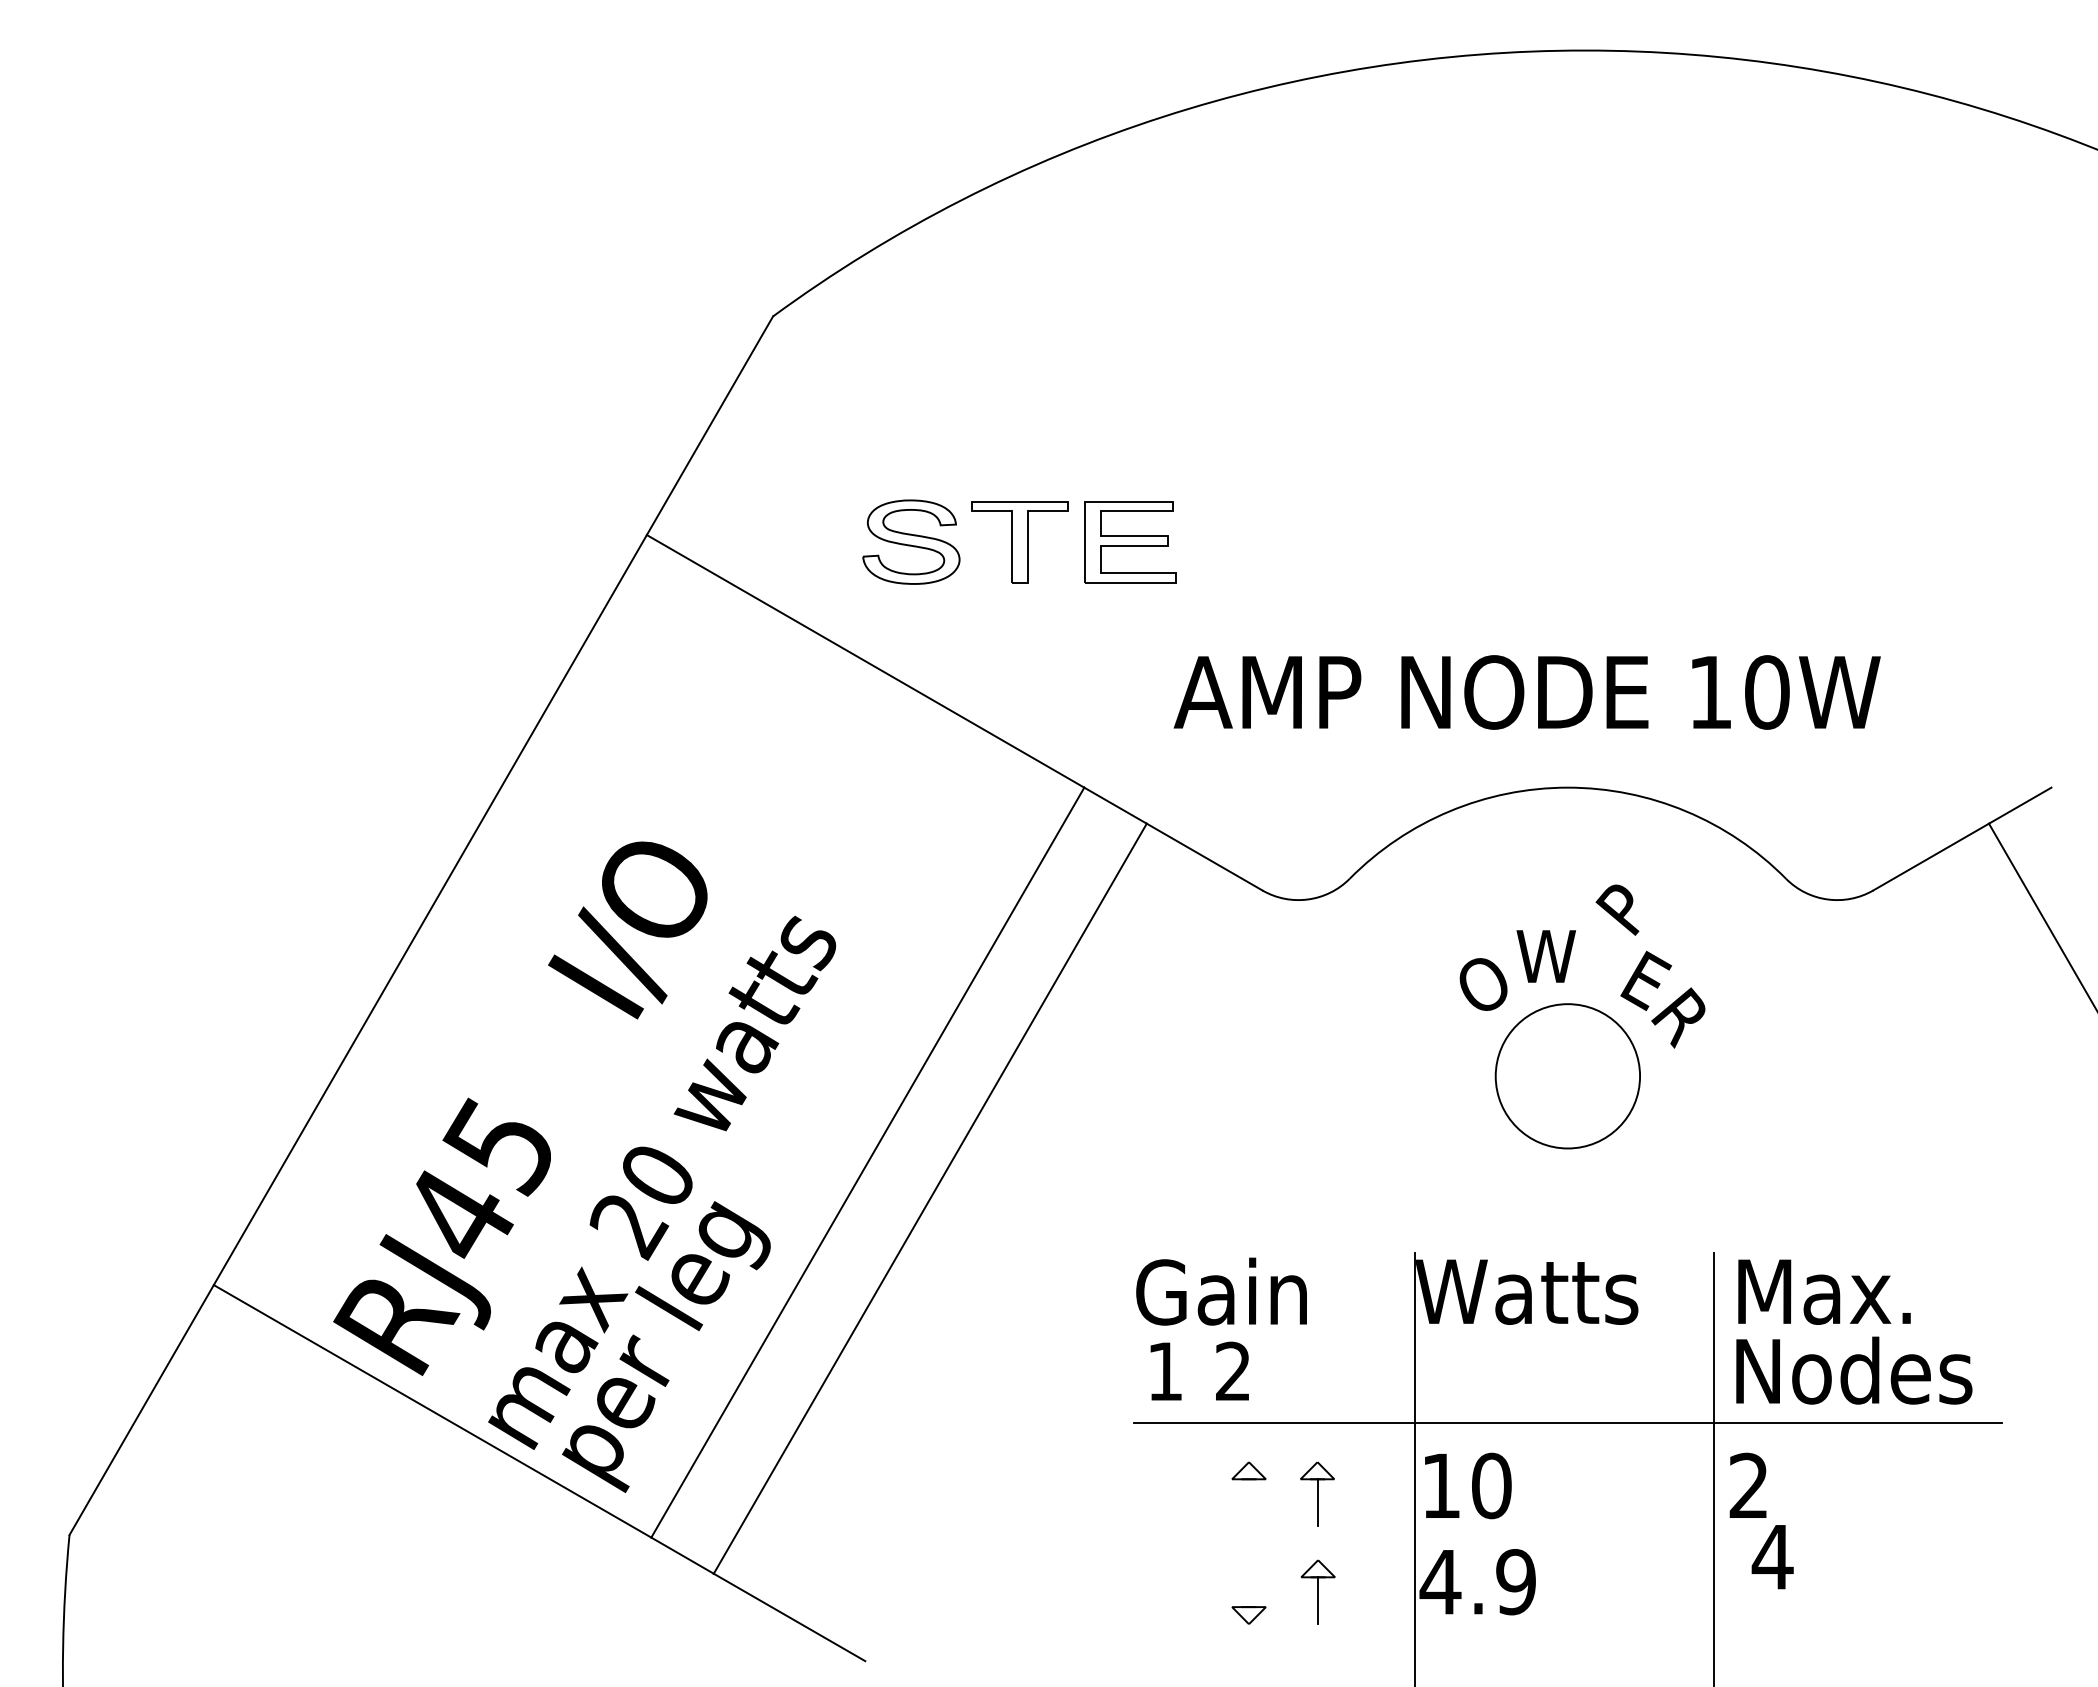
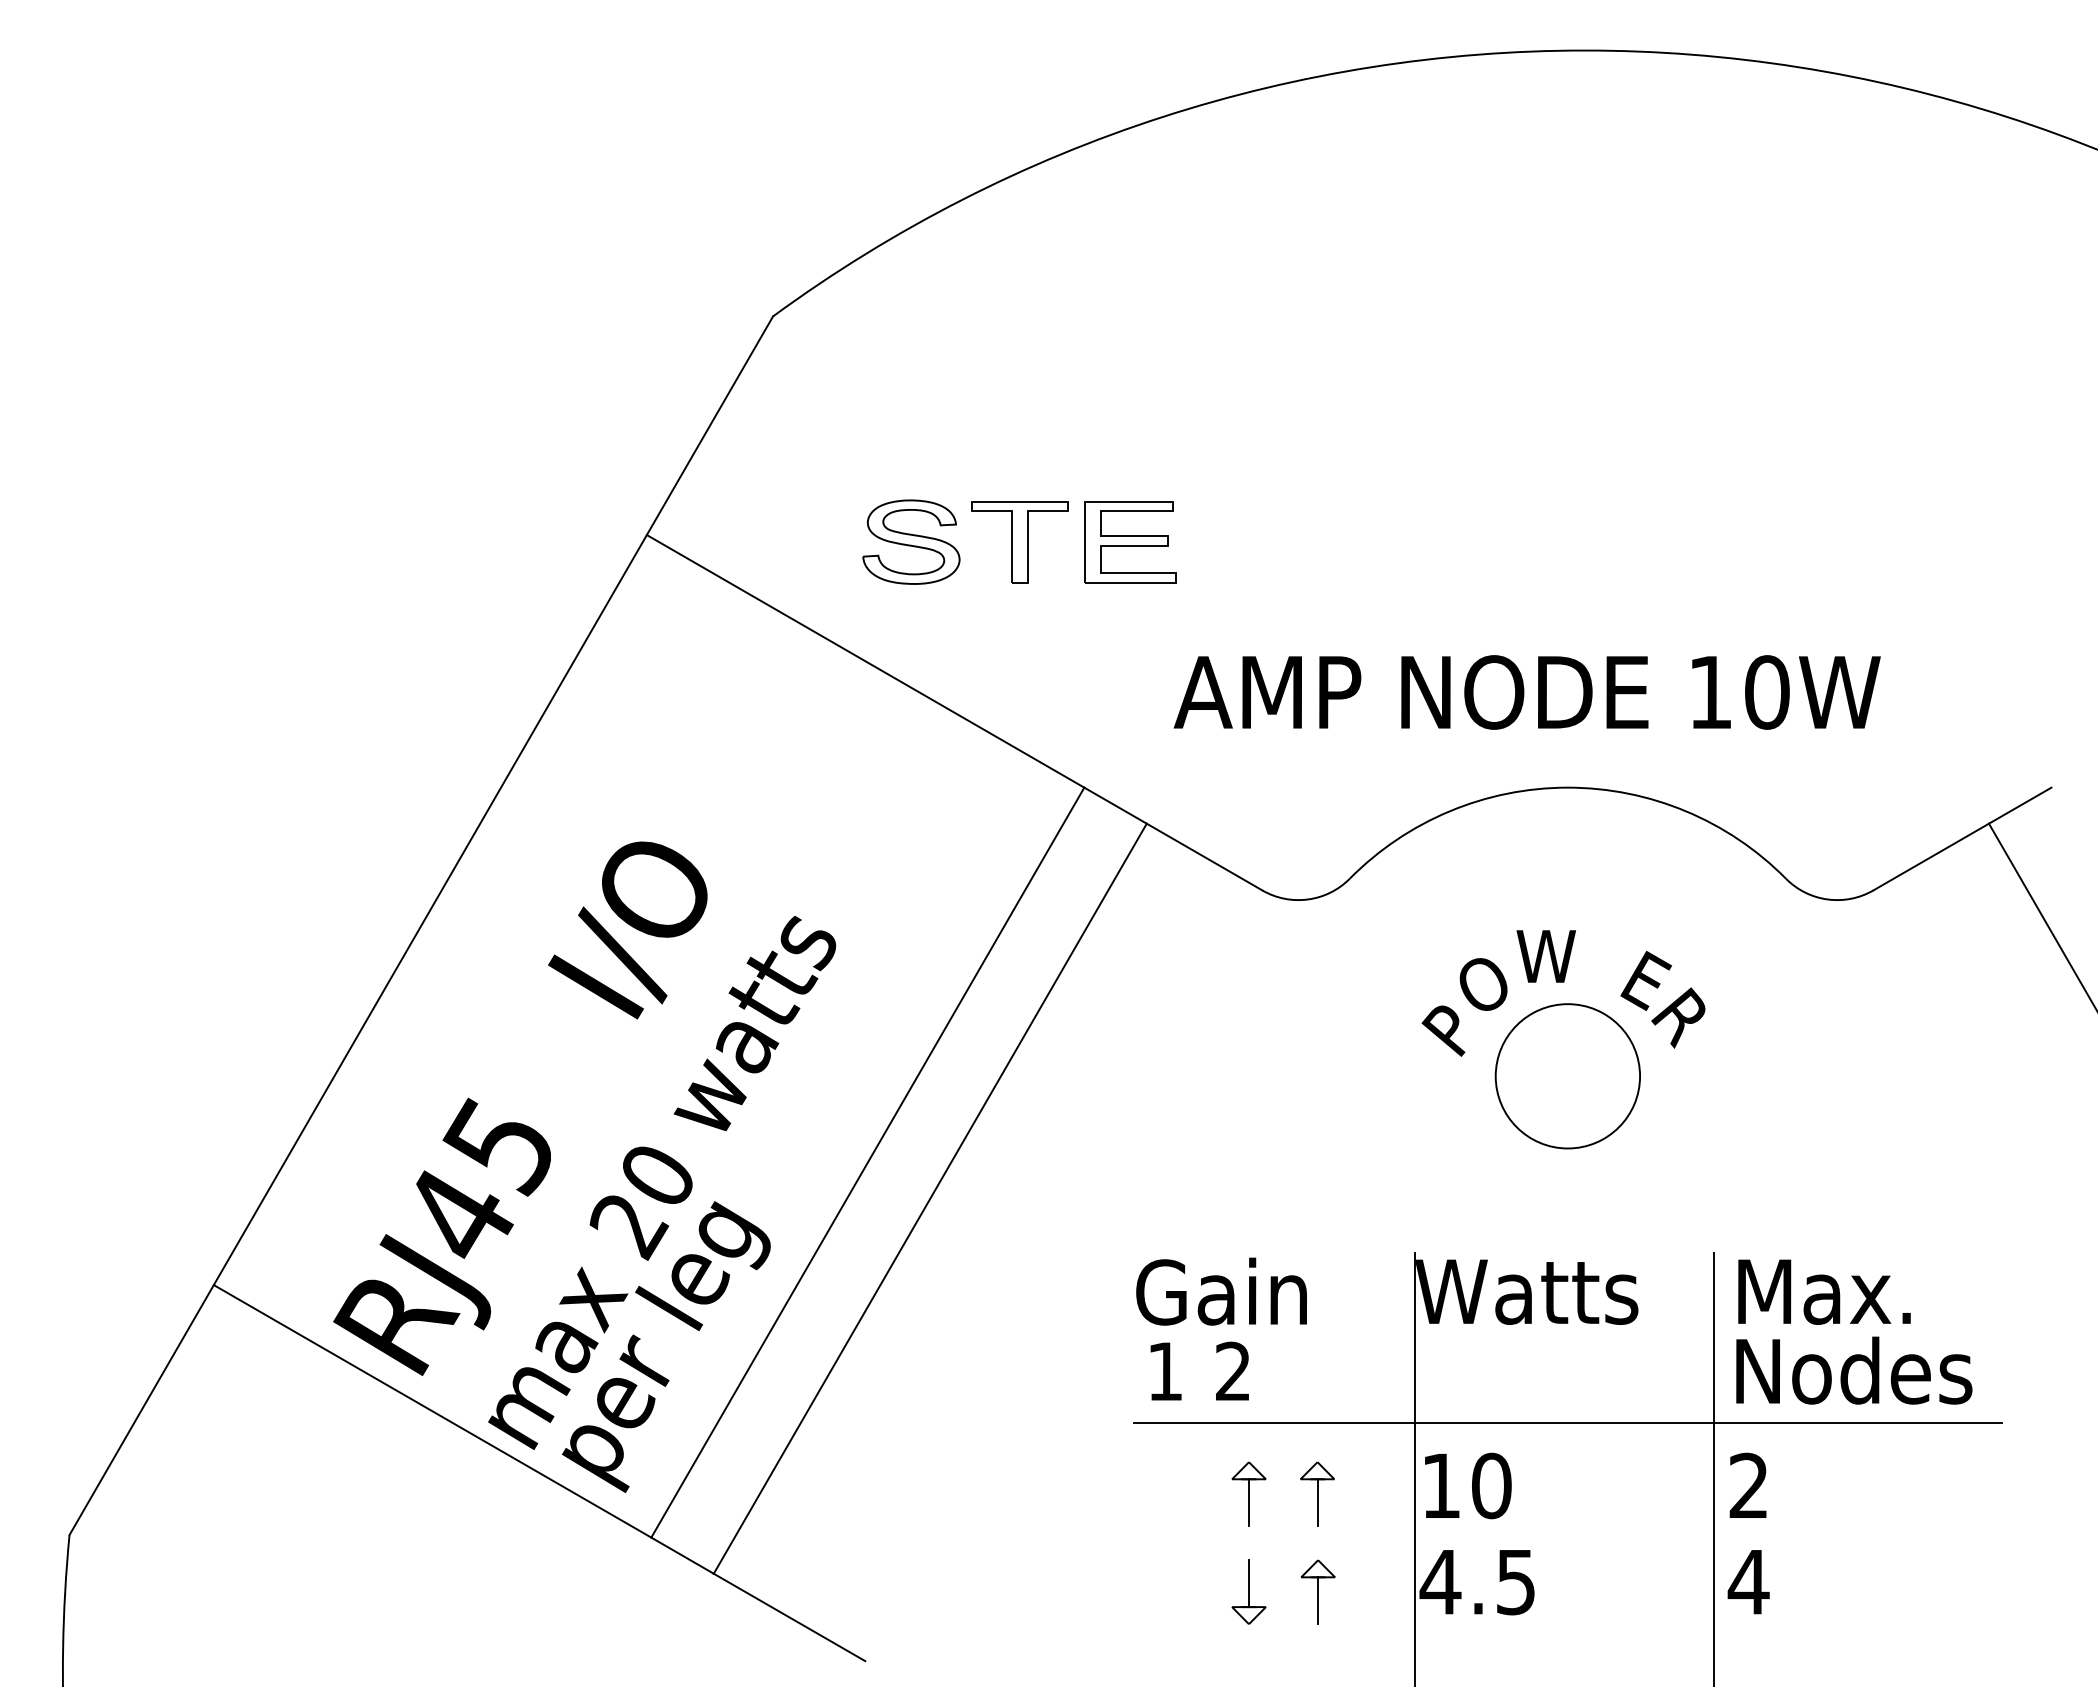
text position: (1617, 909) -> (1443, 1030) (1443, 1030)
line: none -> present (1248, 1502)
text position: (1772, 1557) -> (1748, 1582) (1748, 1582)
text: 4.9 -> 4.5 (1515, 1582)
line: none -> present (1248, 1583)
